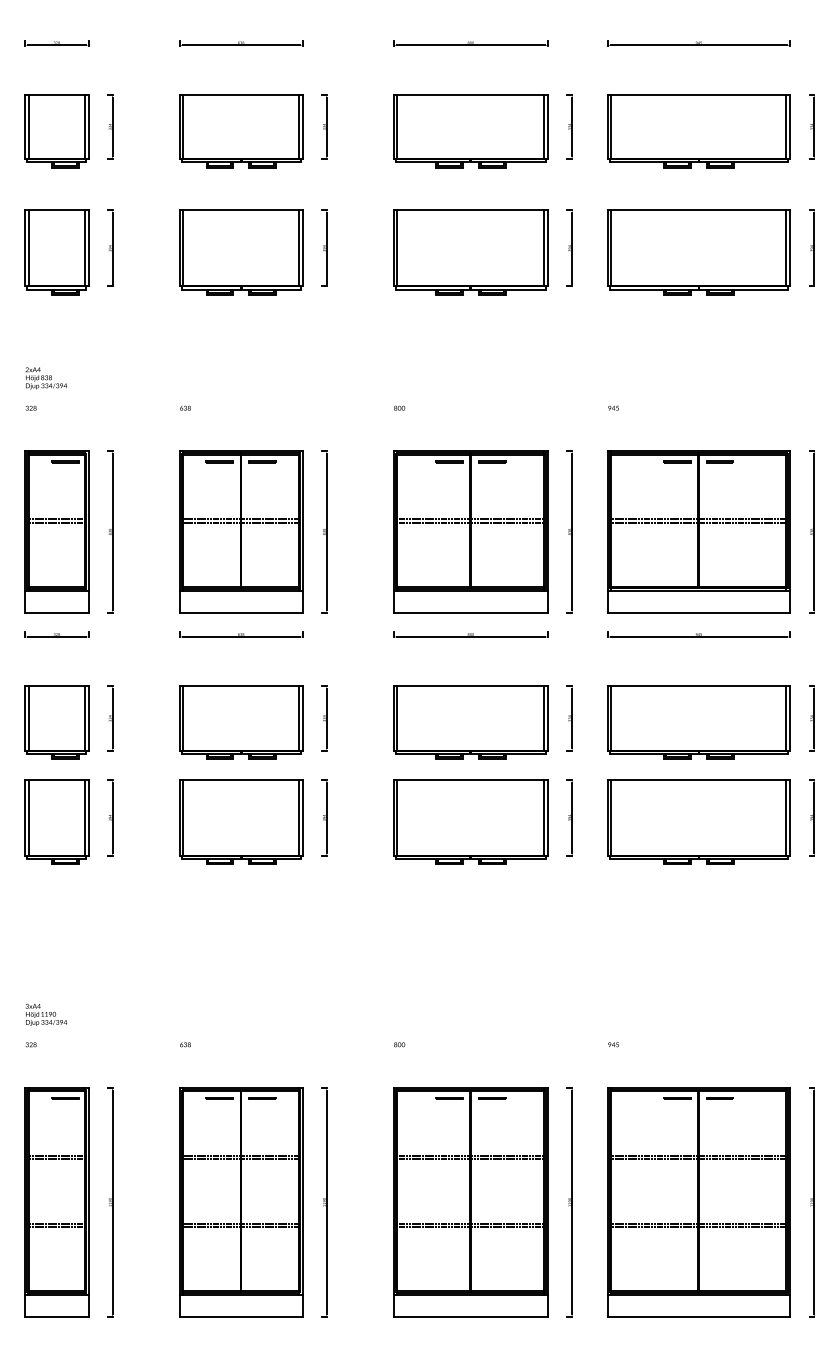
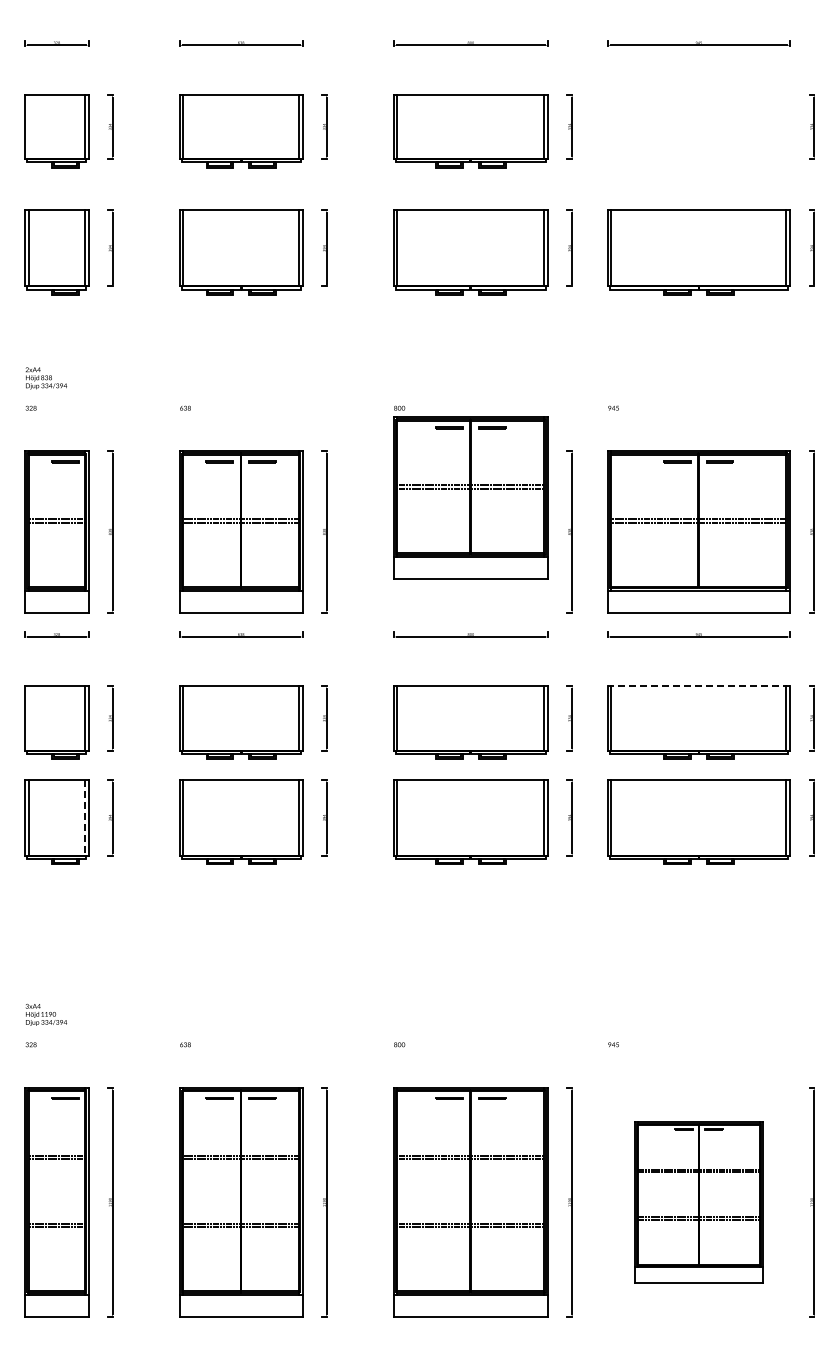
line: present -> none (28, 126)
part: present -> none (698, 131)
part position: (470, 531) -> (470, 497) (470, 497)
line: solid -> dashed (698, 686)
line: present -> none (28, 718)
line: solid -> dashed (84, 817)
part size: 184x231 px -> 130x163 px (698, 1202)
